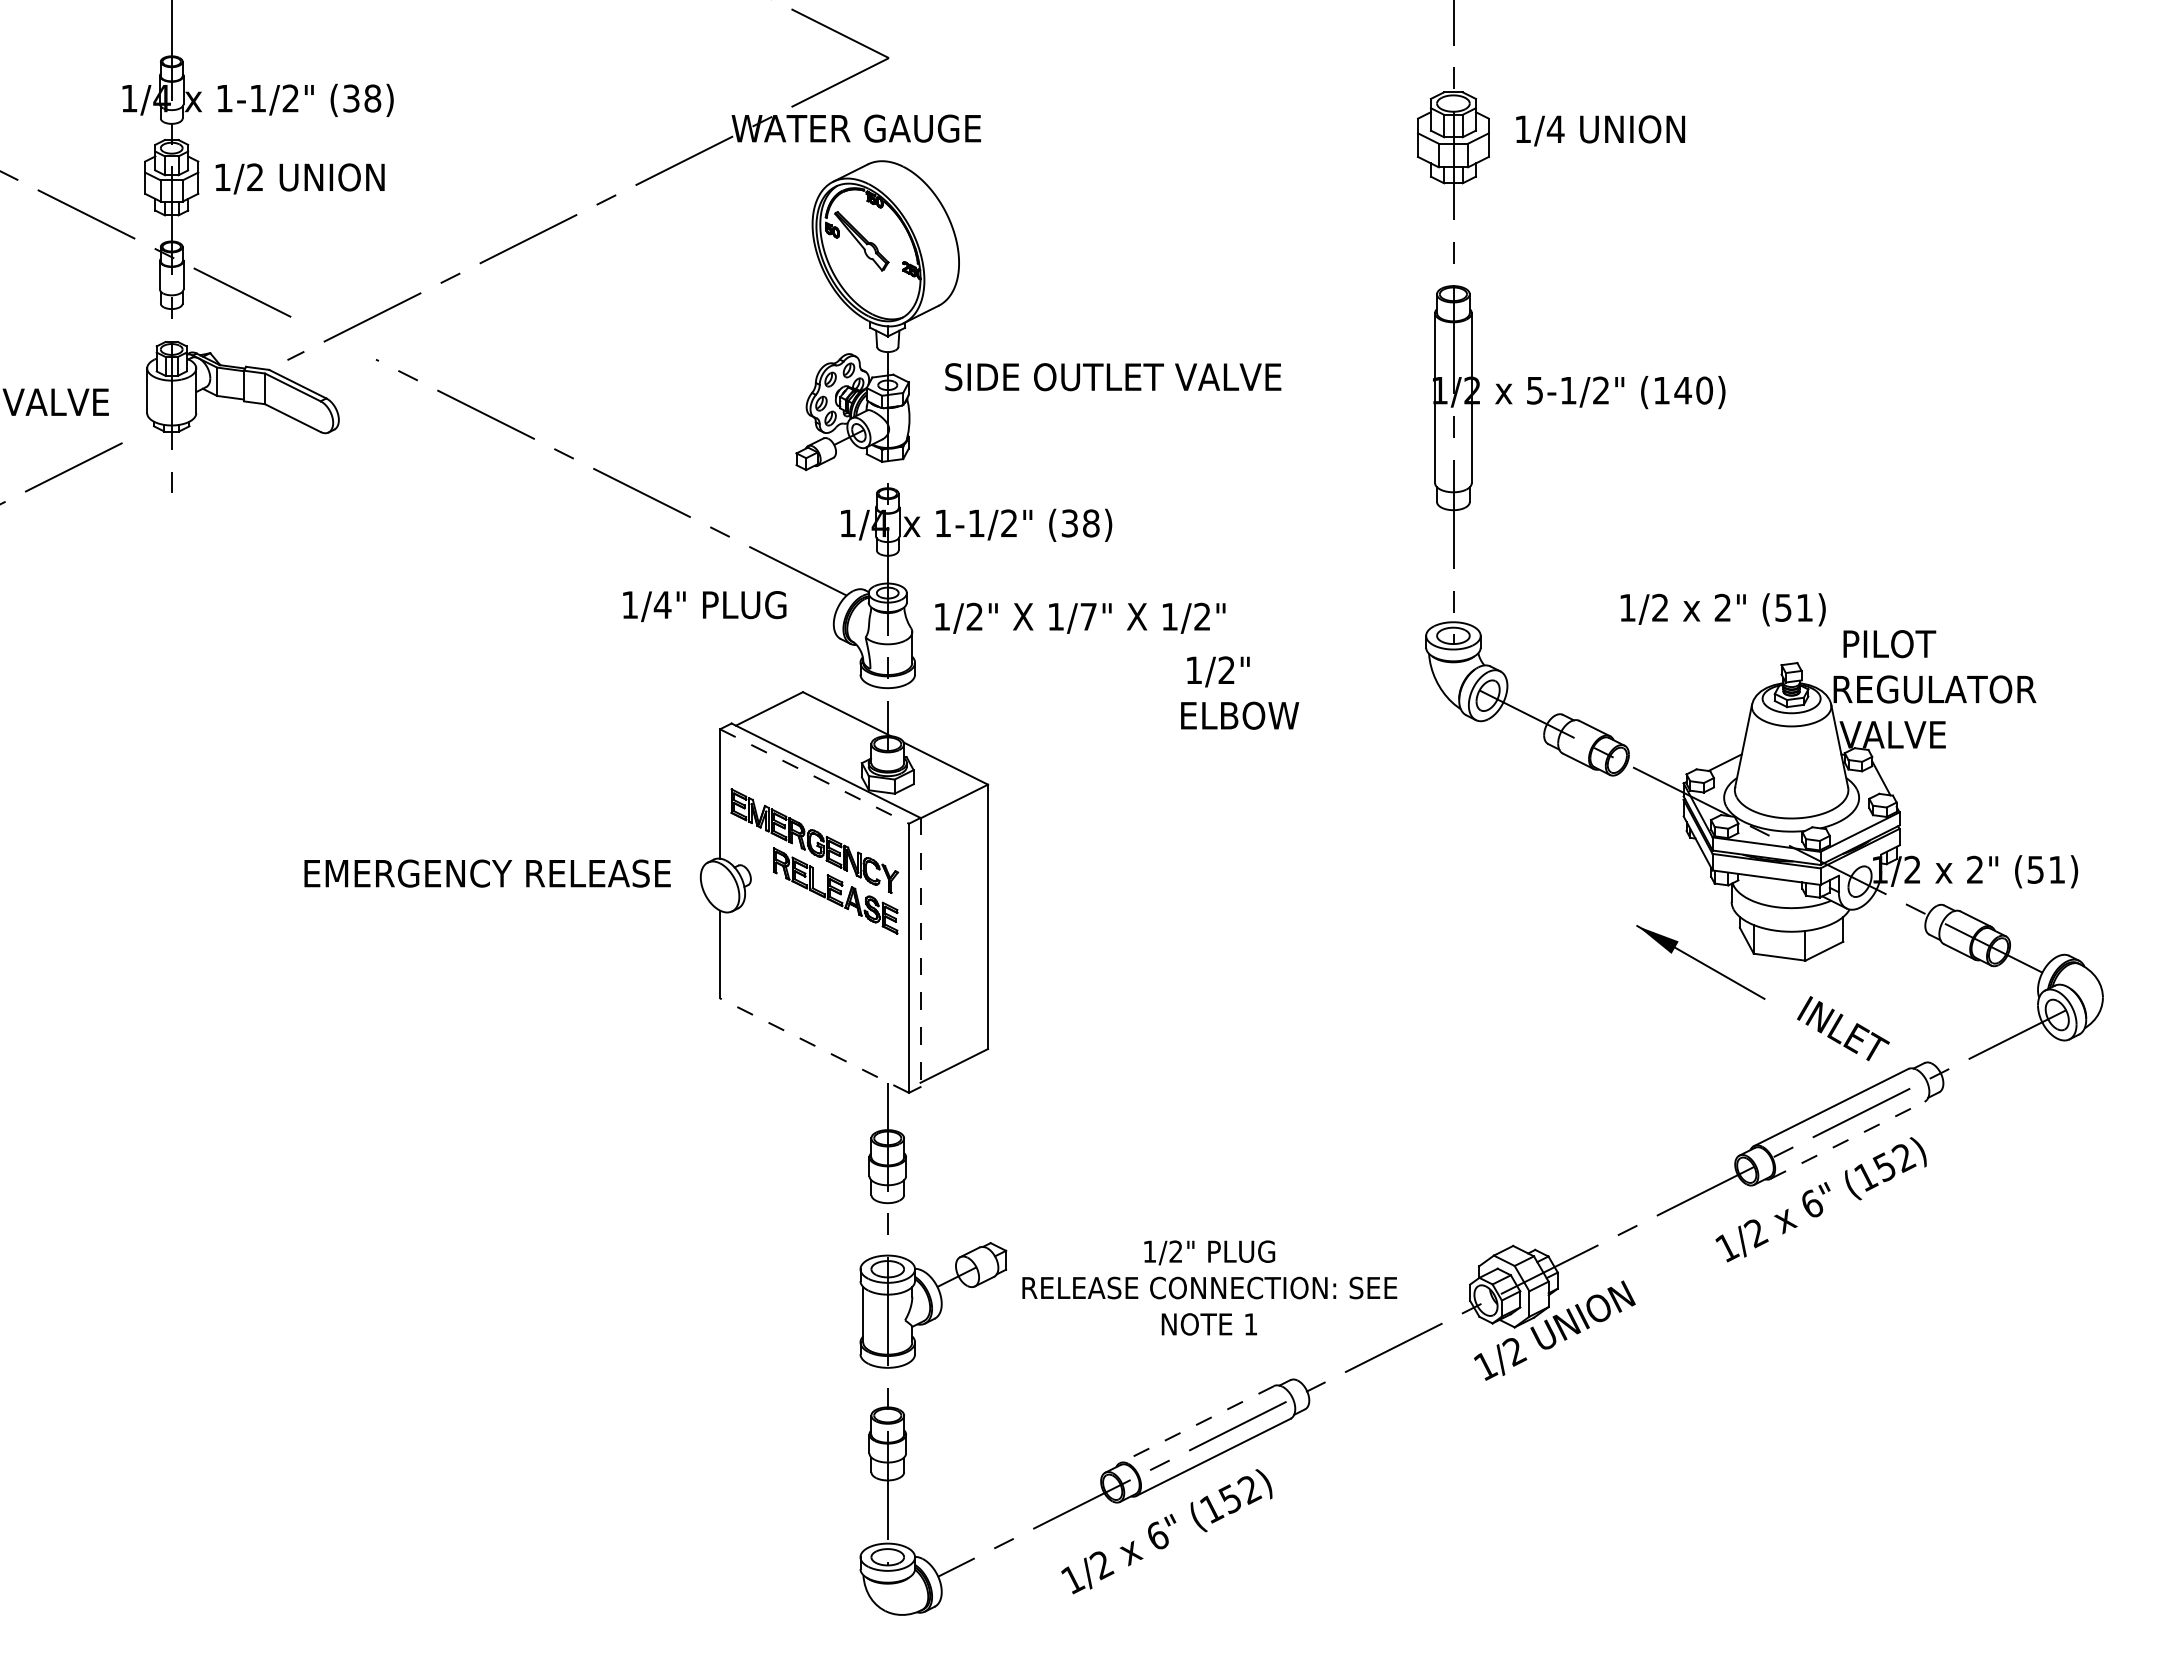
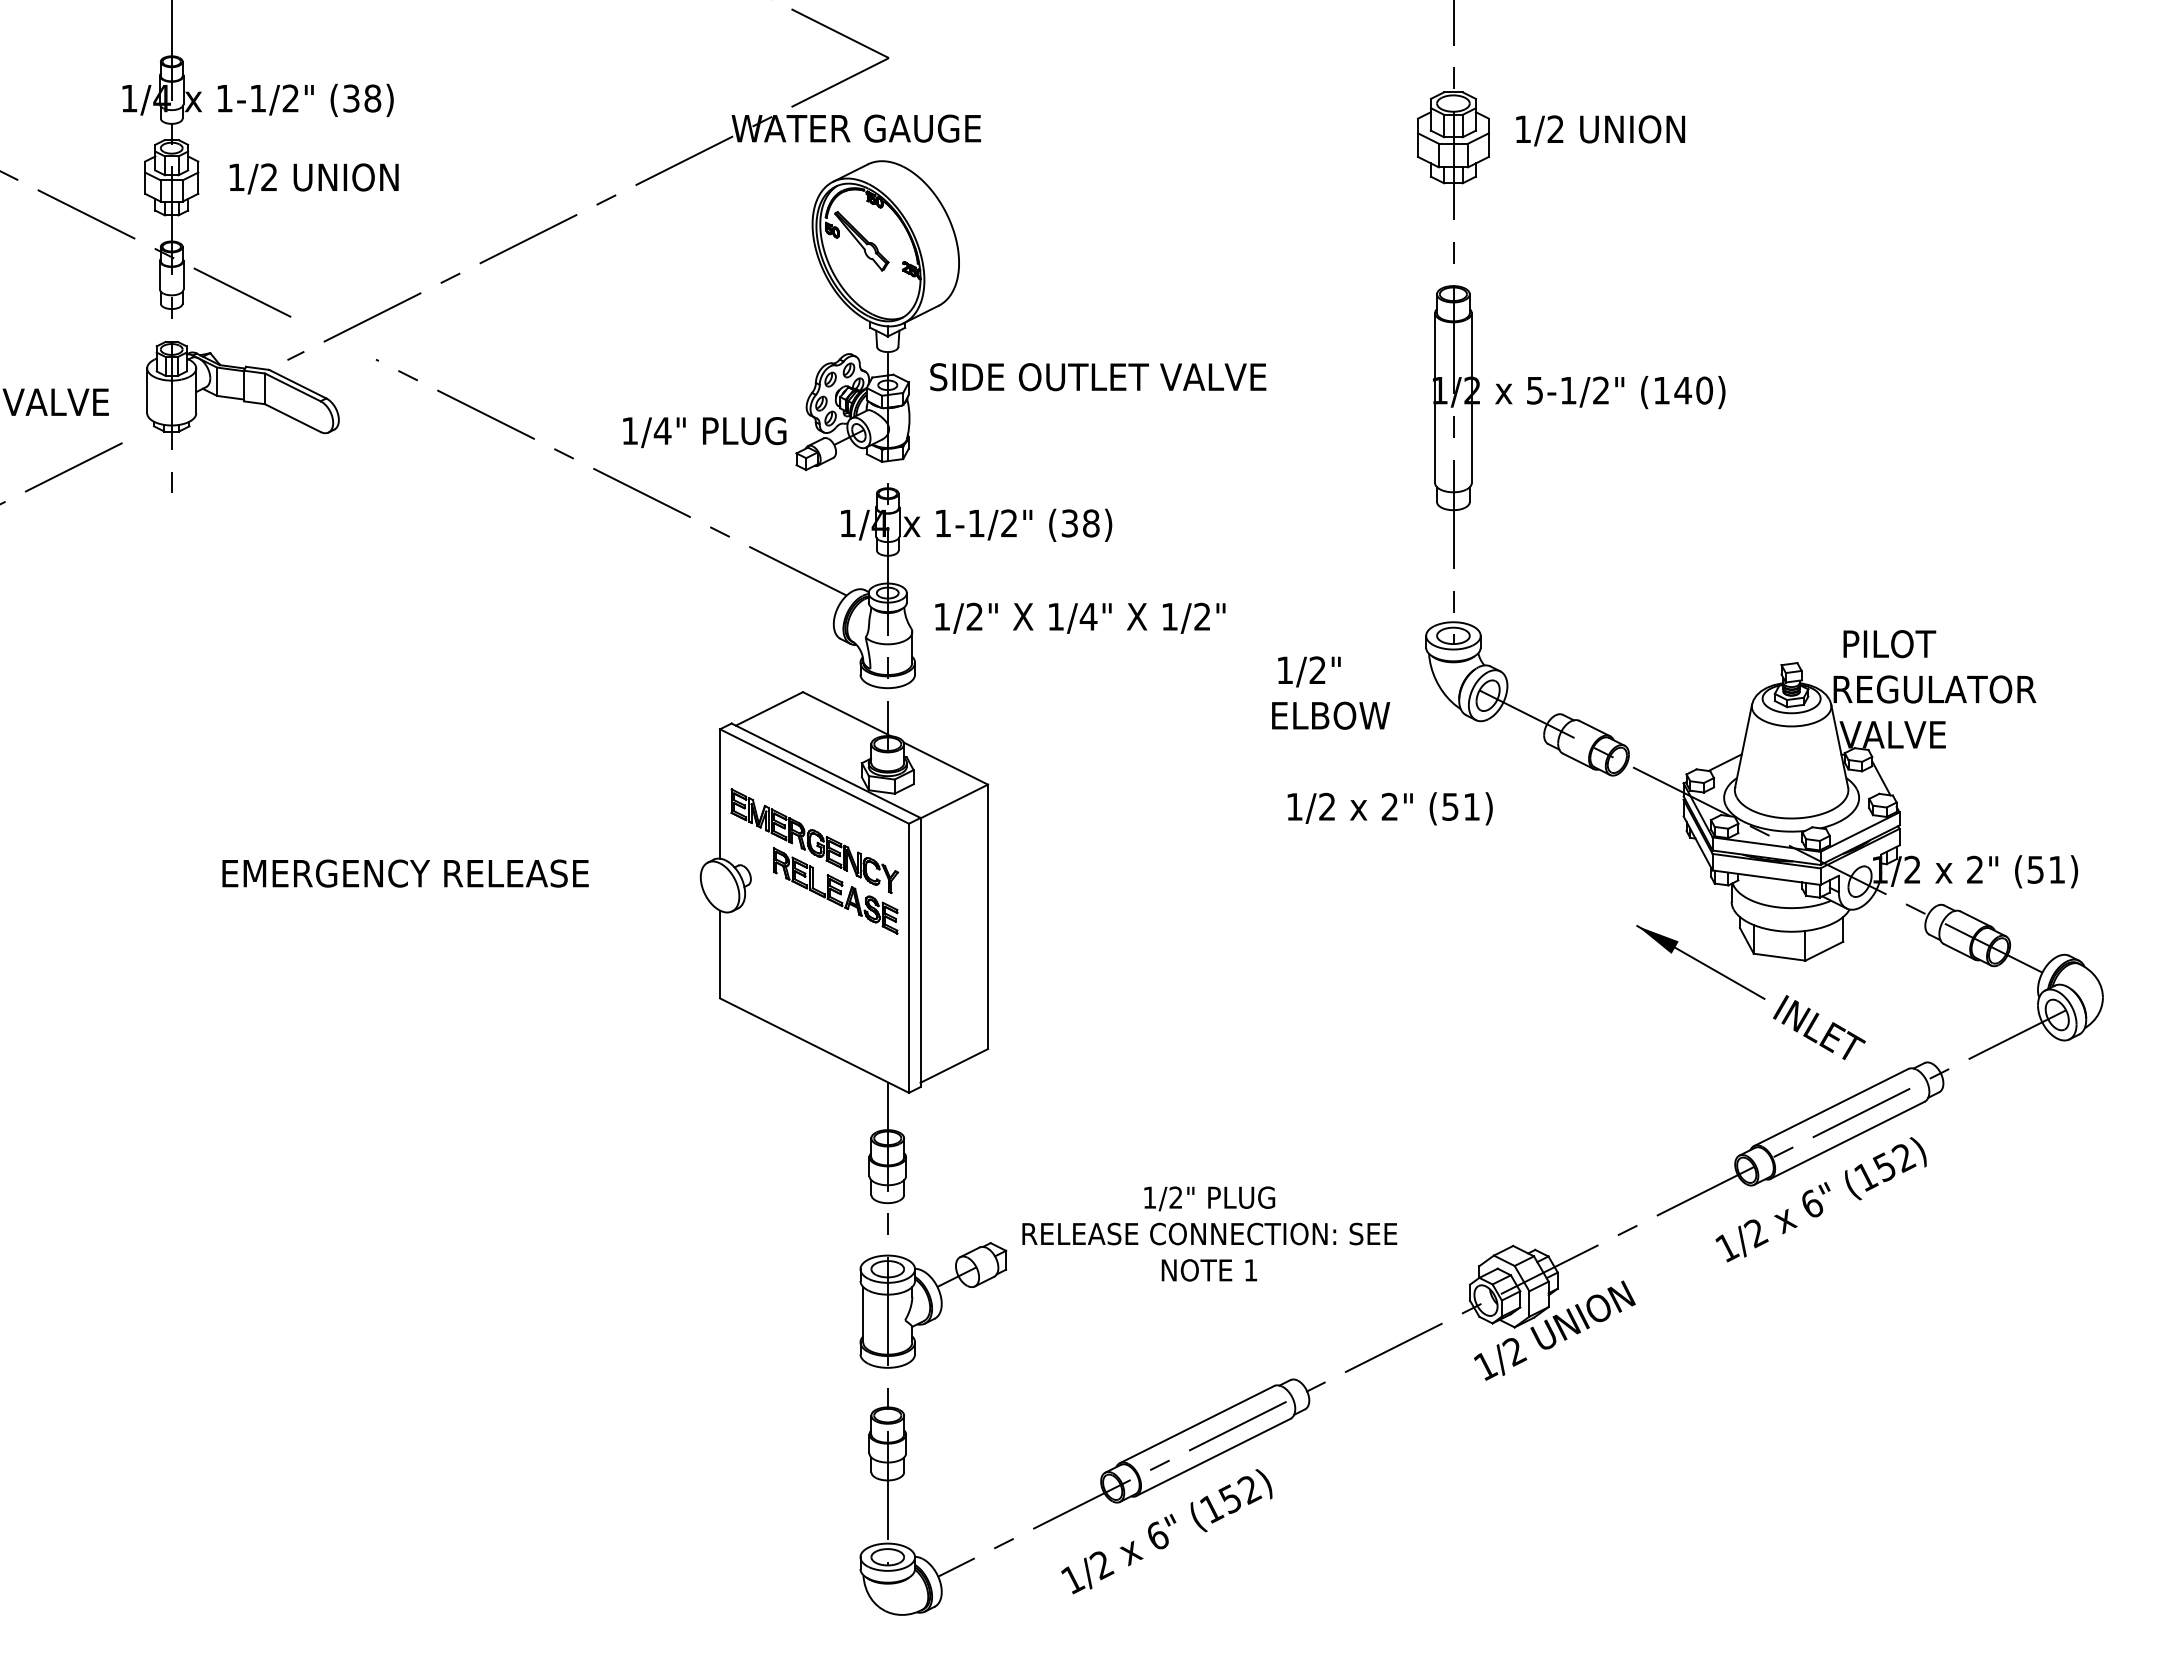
text: 1/4 -> 1/2 (1555, 128)
text position: (299, 178) -> (313, 178) (313, 178)
text position: (1113, 377) -> (1098, 377) (1098, 377)
text position: (704, 606) -> (704, 432) (704, 432)
text position: (1722, 609) -> (1389, 808) (1389, 808)
text: 1/7" -> 1/4" (1088, 616)
text position: (1240, 692) -> (1331, 692) (1331, 692)
line: dashed -> solid (814, 776)
text position: (487, 873) -> (405, 873) (405, 873)
line: dashed -> solid (920, 952)
text position: (1843, 1028) -> (1819, 1027) (1819, 1027)
line: dashed -> solid (814, 1045)
line: dashed -> solid (1847, 1140)
text position: (1209, 1287) -> (1209, 1233) (1209, 1233)
line: dashed -> solid (1196, 1424)
